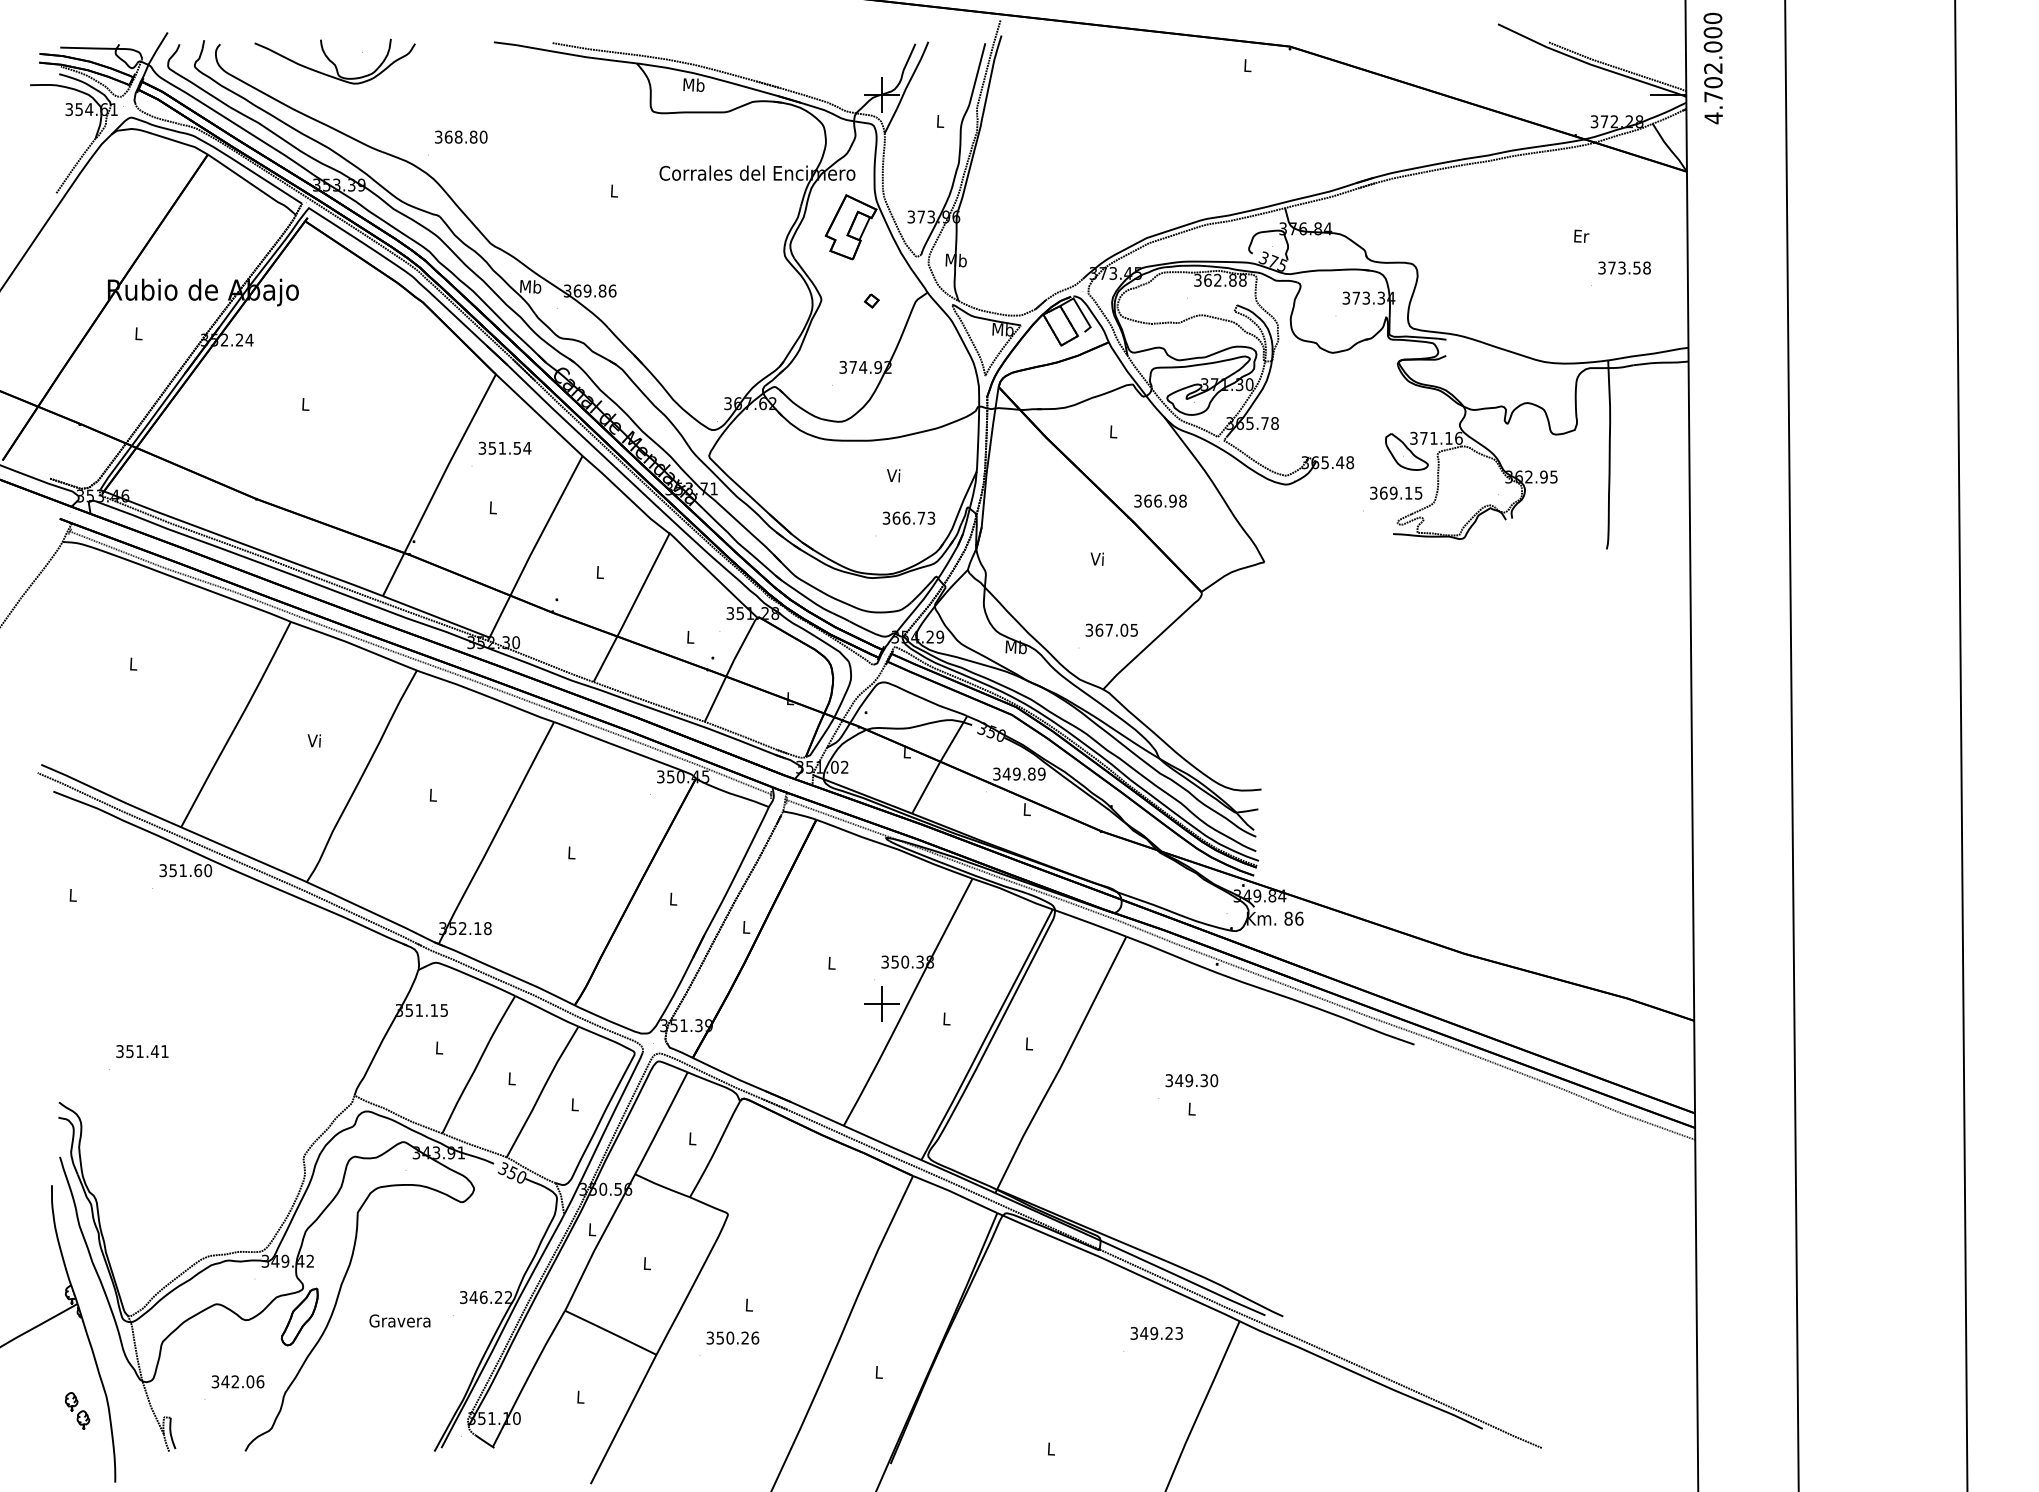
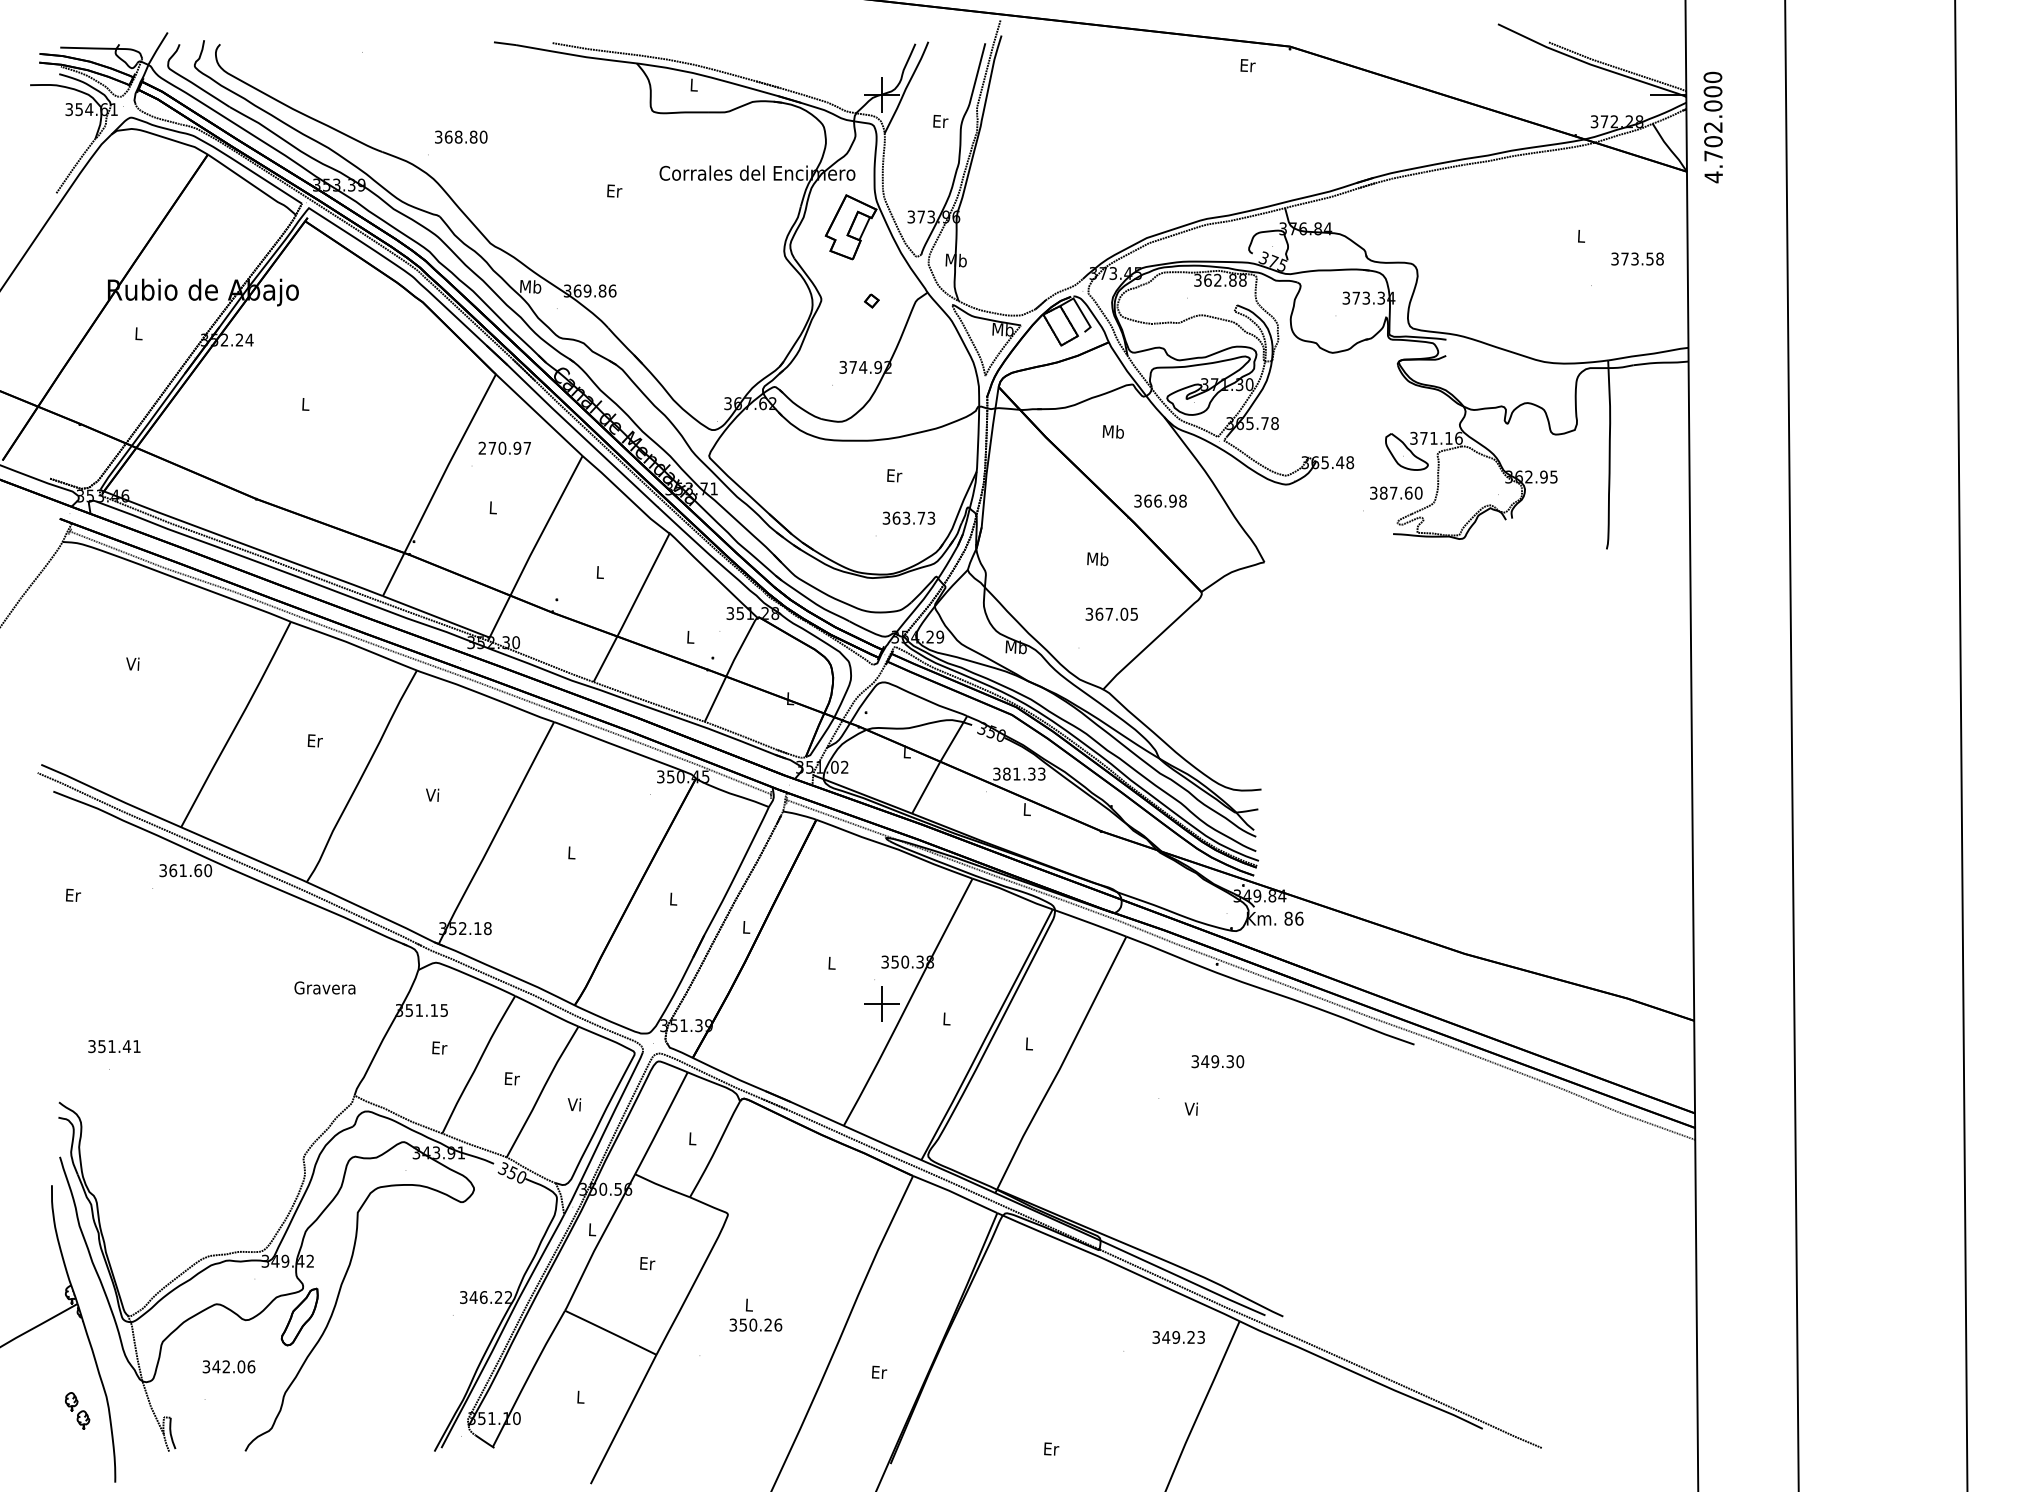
part: present -> none (334, 61)
text: L -> Er (1247, 65)
text position: (1712, 68) -> (1712, 127) (1712, 127)
text: Mb -> L (693, 84)
text: L -> Er (940, 120)
text: L -> Er (614, 190)
text: Er -> L (1581, 235)
text position: (1624, 267) -> (1637, 258) (1637, 258)
text: L -> Mb (1112, 431)
text: 351.54 -> 270.97 (504, 447)
text: Vi -> Er (894, 475)
text: 369.15 -> 387.60 (1401, 492)
text: 366.73 -> 363.73 (906, 517)
text: Vi -> Mb (1097, 559)
text position: (1111, 629) -> (1111, 613) (1111, 613)
text: L -> Vi (132, 663)
text: Vi -> Er (314, 740)
text: 349.89 -> 381.33 (1023, 773)
text: L -> Vi (432, 794)
text: 351.60 -> 361.60 (173, 870)
text: L -> Er (73, 894)
text: L -> Er (439, 1047)
text position: (142, 1051) -> (114, 1046) (114, 1046)
text: L -> Er (511, 1078)
text position: (1191, 1080) -> (1217, 1061) (1217, 1061)
text: L -> Vi (574, 1104)
text: L -> Vi (1190, 1108)
text: L -> Er (647, 1263)
text position: (399, 1320) -> (324, 987) (324, 987)
text position: (1156, 1333) -> (1178, 1337) (1178, 1337)
text position: (732, 1337) -> (755, 1324) (755, 1324)
text: L -> Er (879, 1371)
text position: (237, 1381) -> (228, 1366) (228, 1366)
text: L -> Er (1051, 1448)
